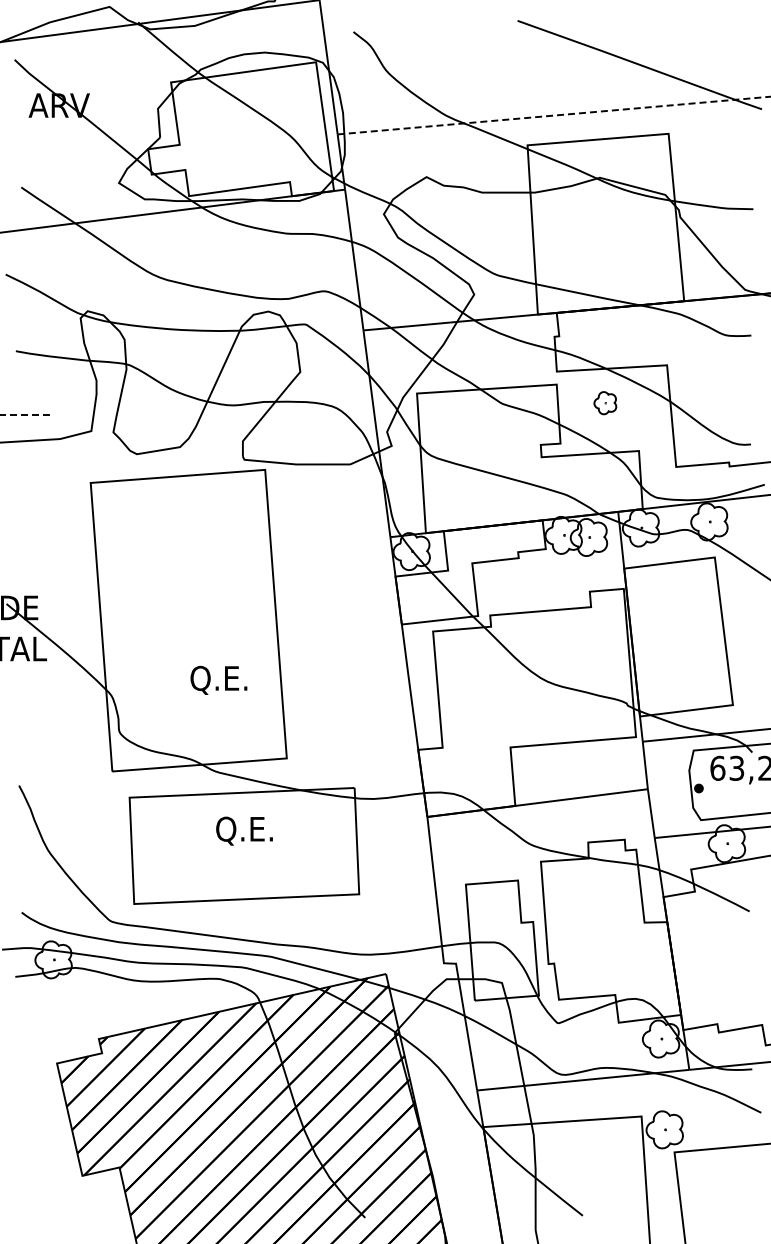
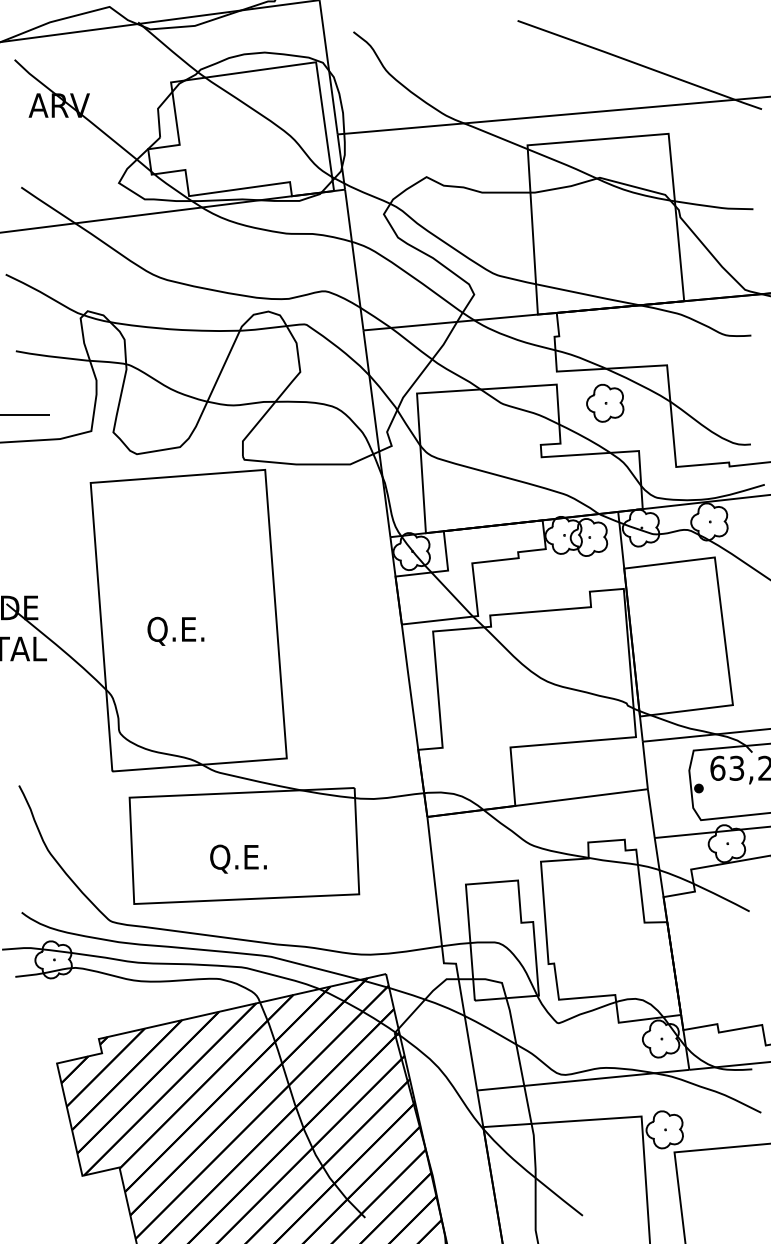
line: dashed -> solid (553, 115)
part size: 25x25 px -> 39x40 px (605, 402)
line: dashed -> solid (25, 414)
text position: (218, 679) -> (175, 630) (175, 630)
text position: (244, 830) -> (238, 858) (238, 858)
